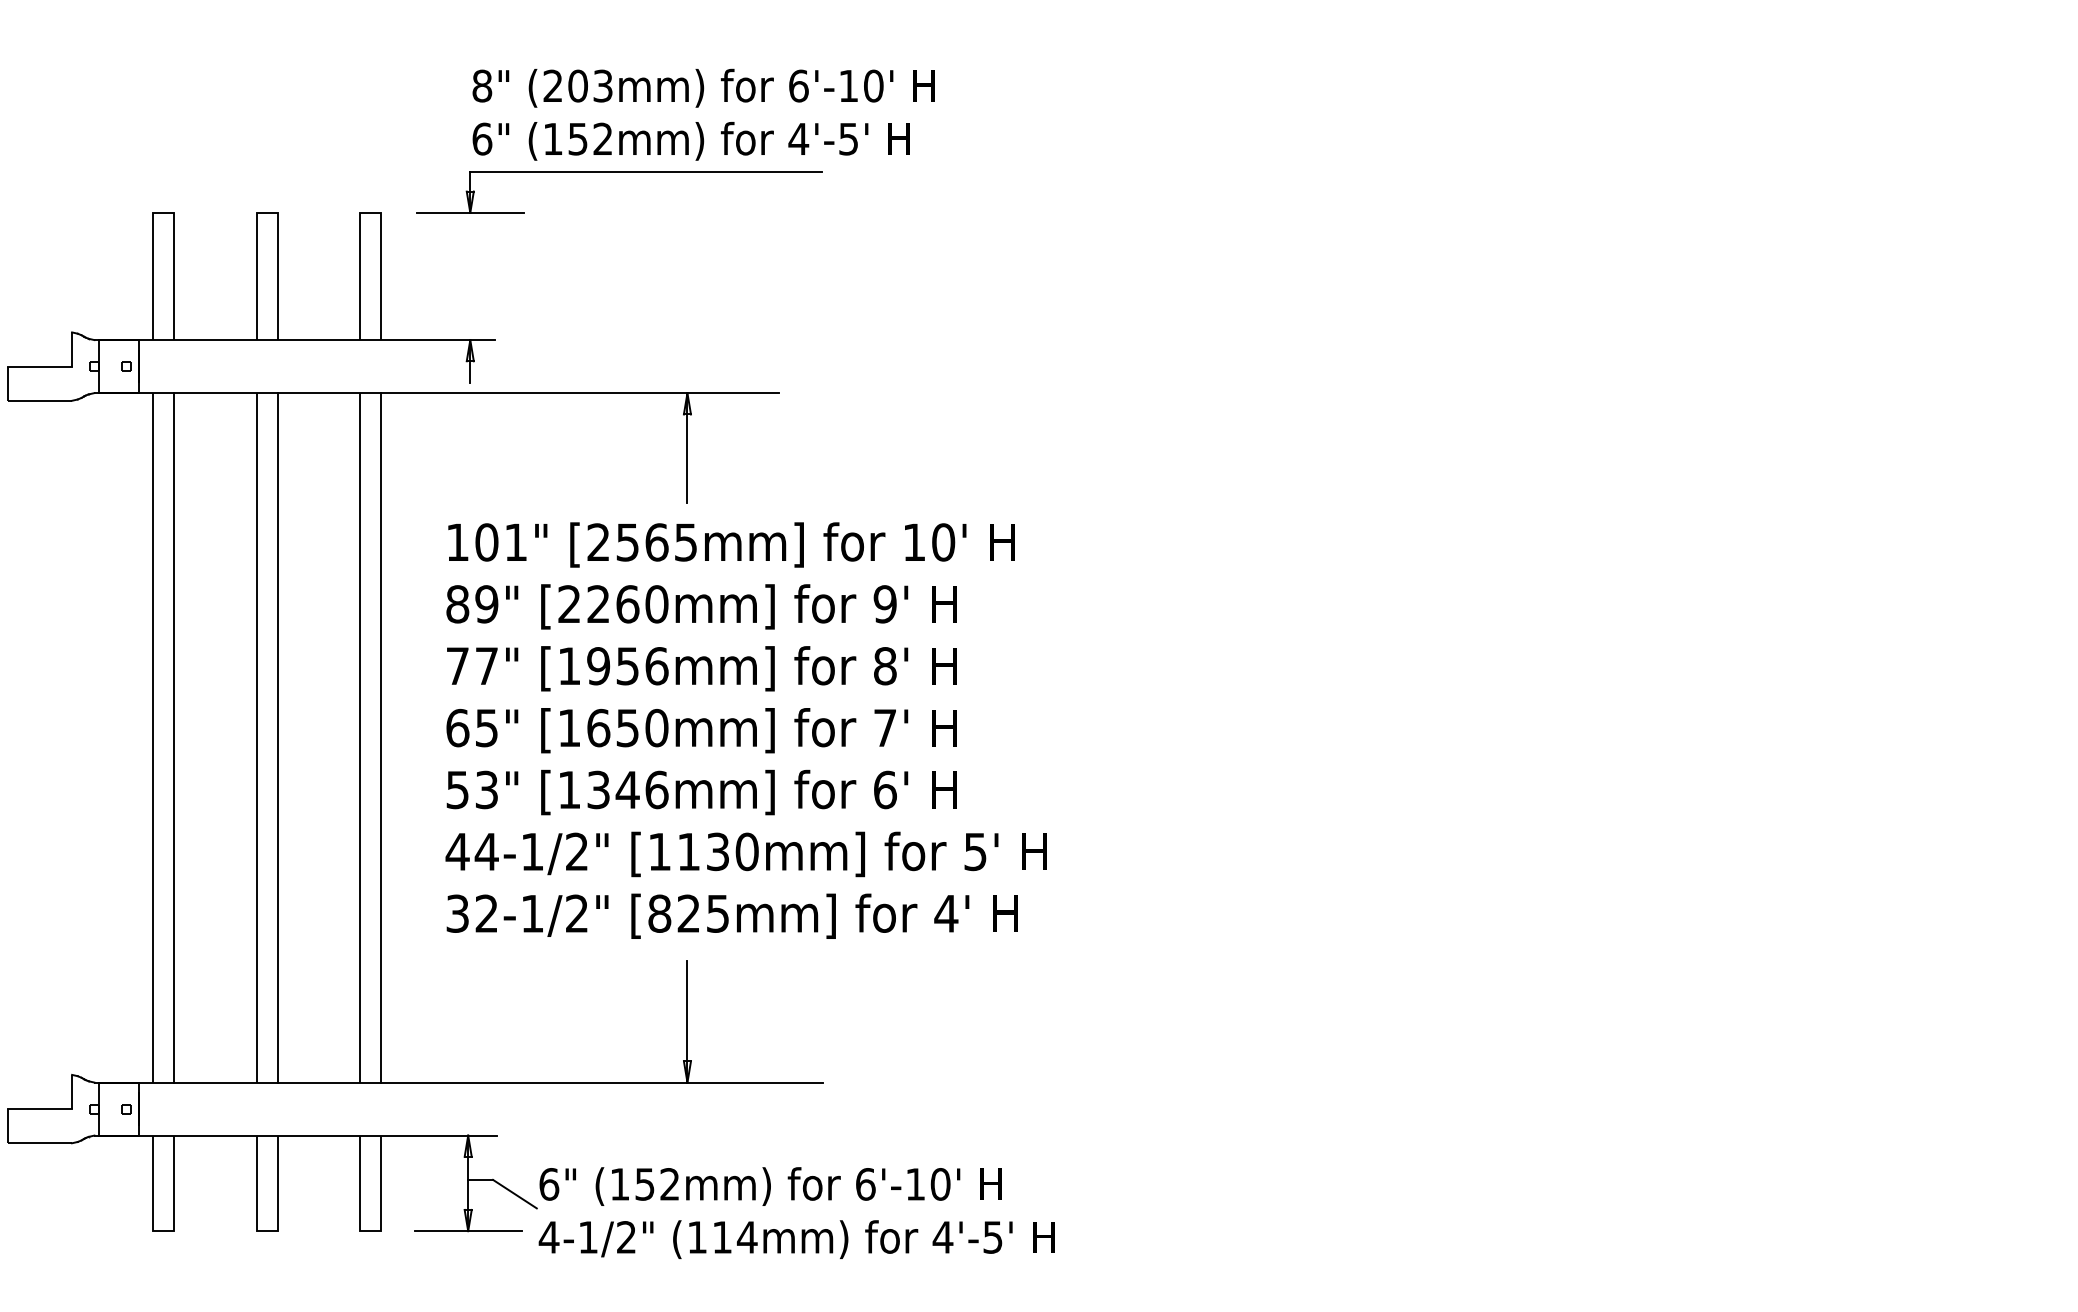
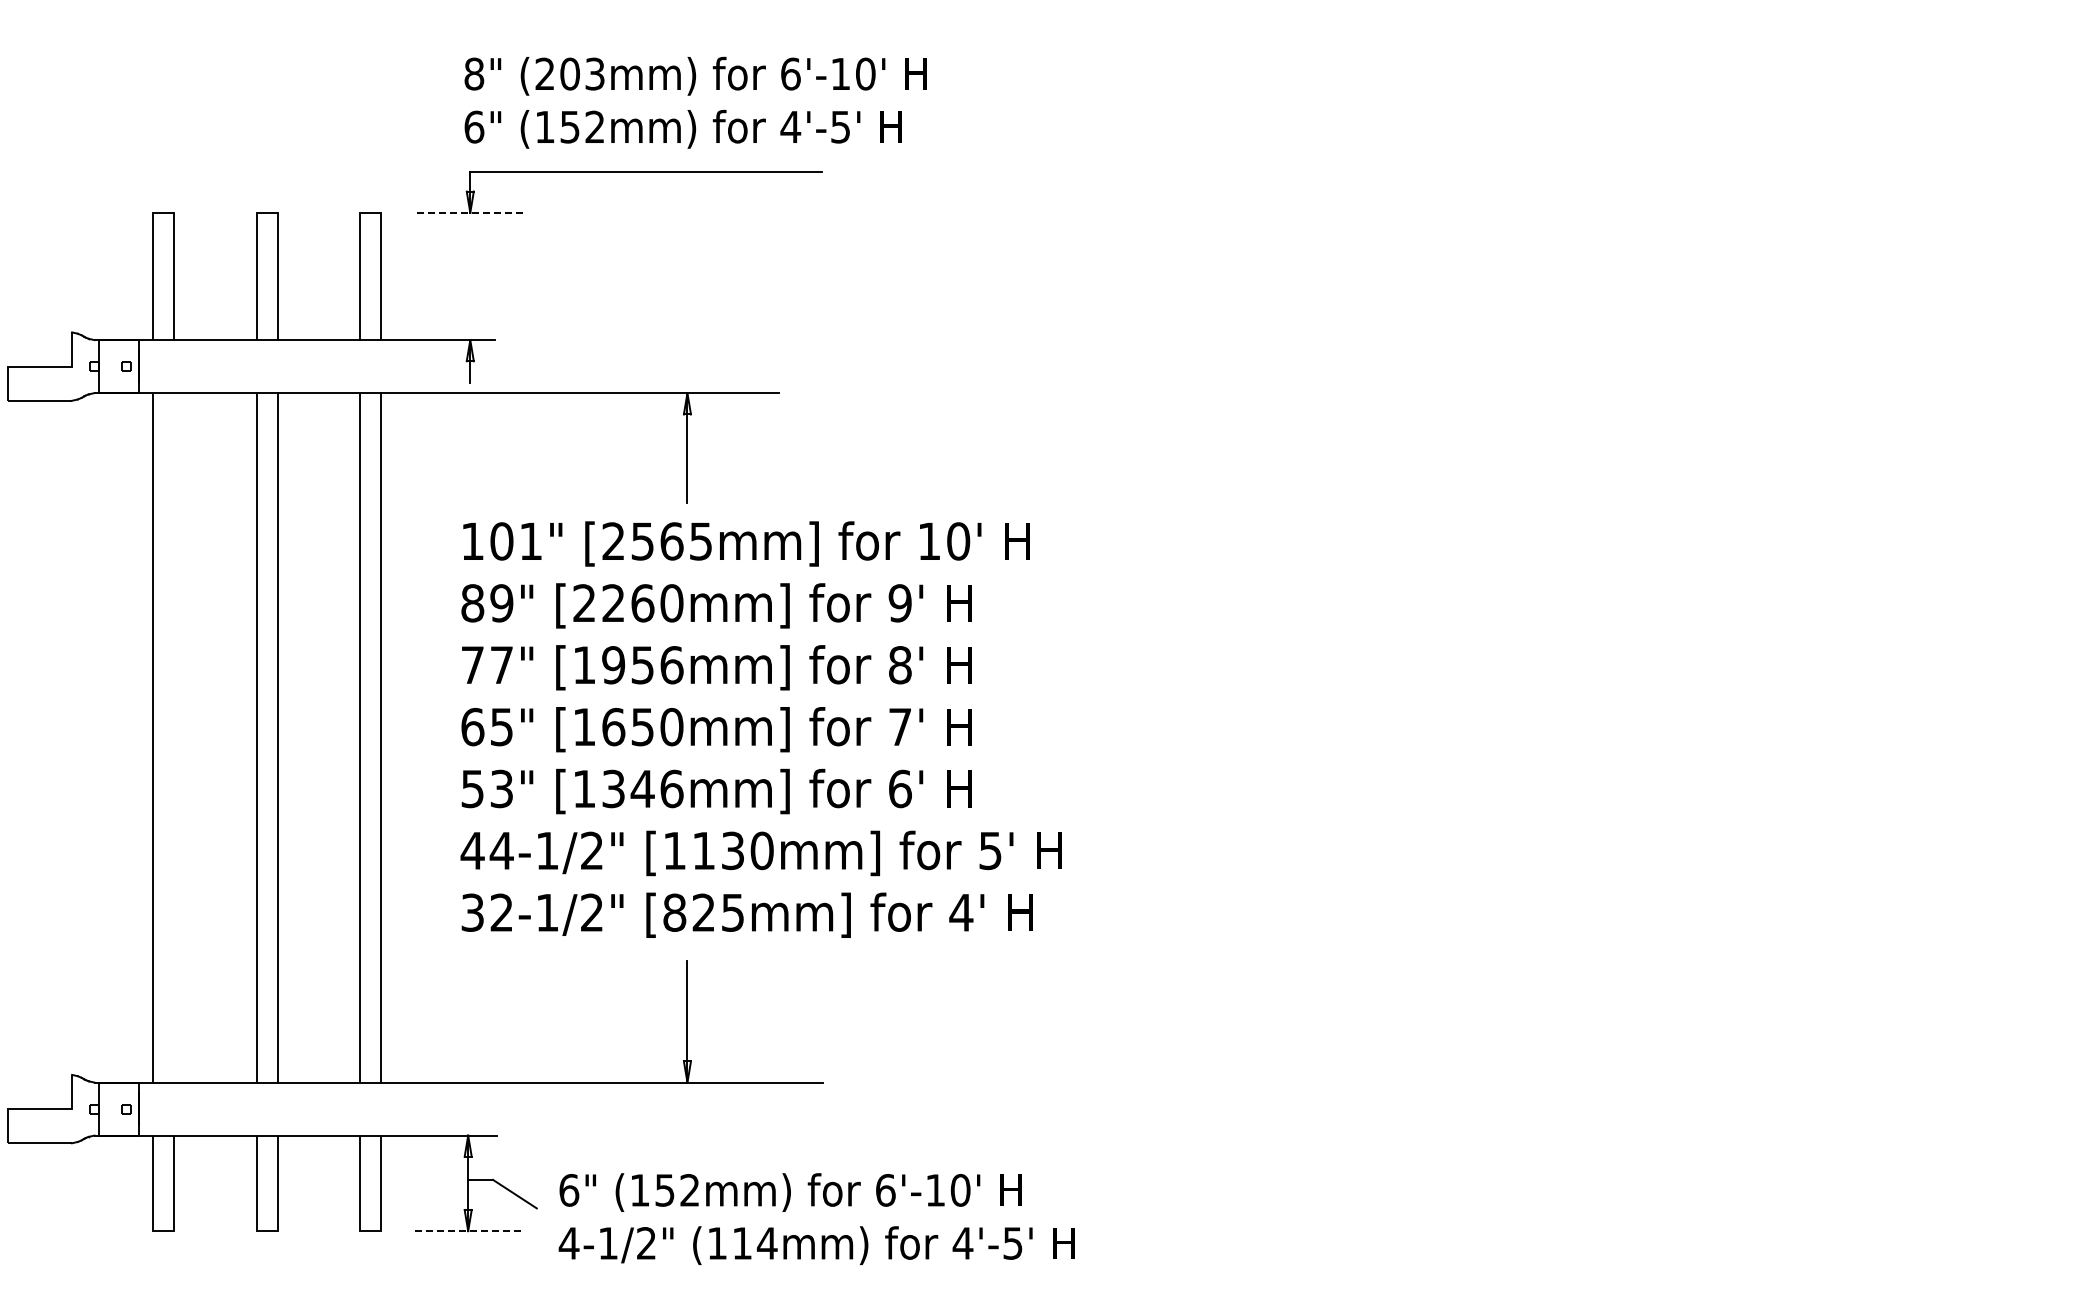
text position: (703, 114) -> (695, 102) (695, 102)
line: solid -> dashed (470, 212)
text position: (745, 730) -> (760, 729) (760, 729)
line: present -> none (174, 737)
text position: (796, 1212) -> (816, 1218) (816, 1218)
line: solid -> dashed (468, 1231)
